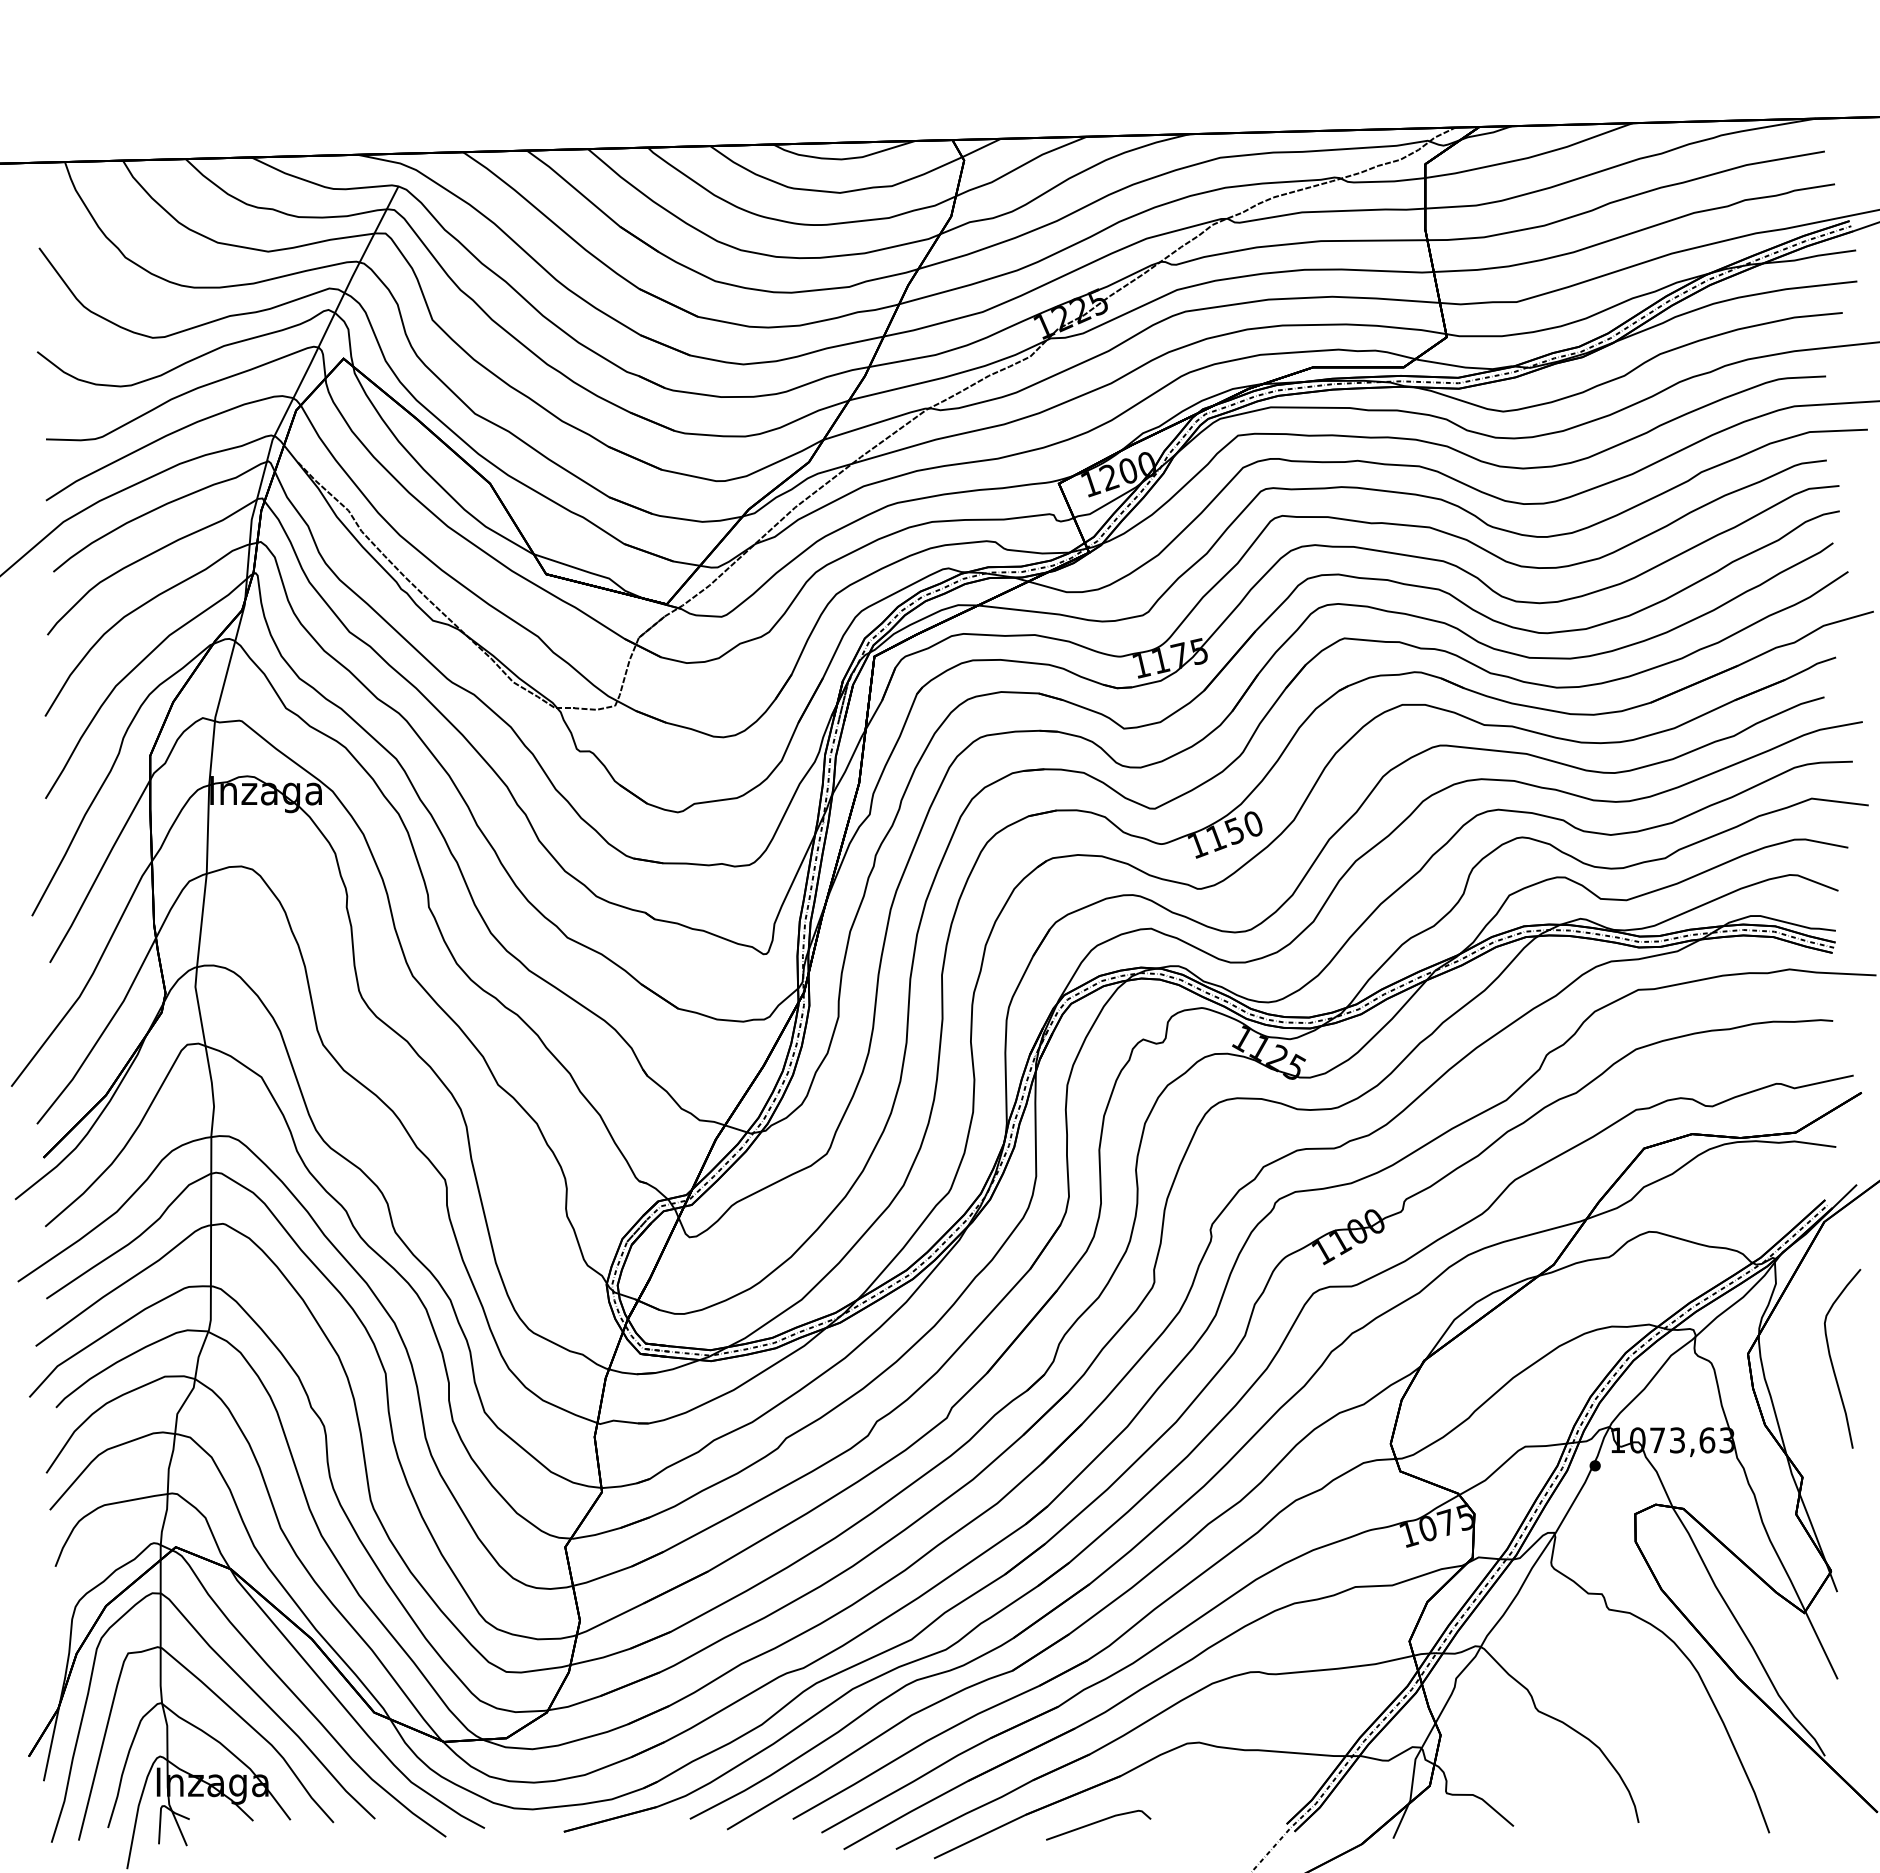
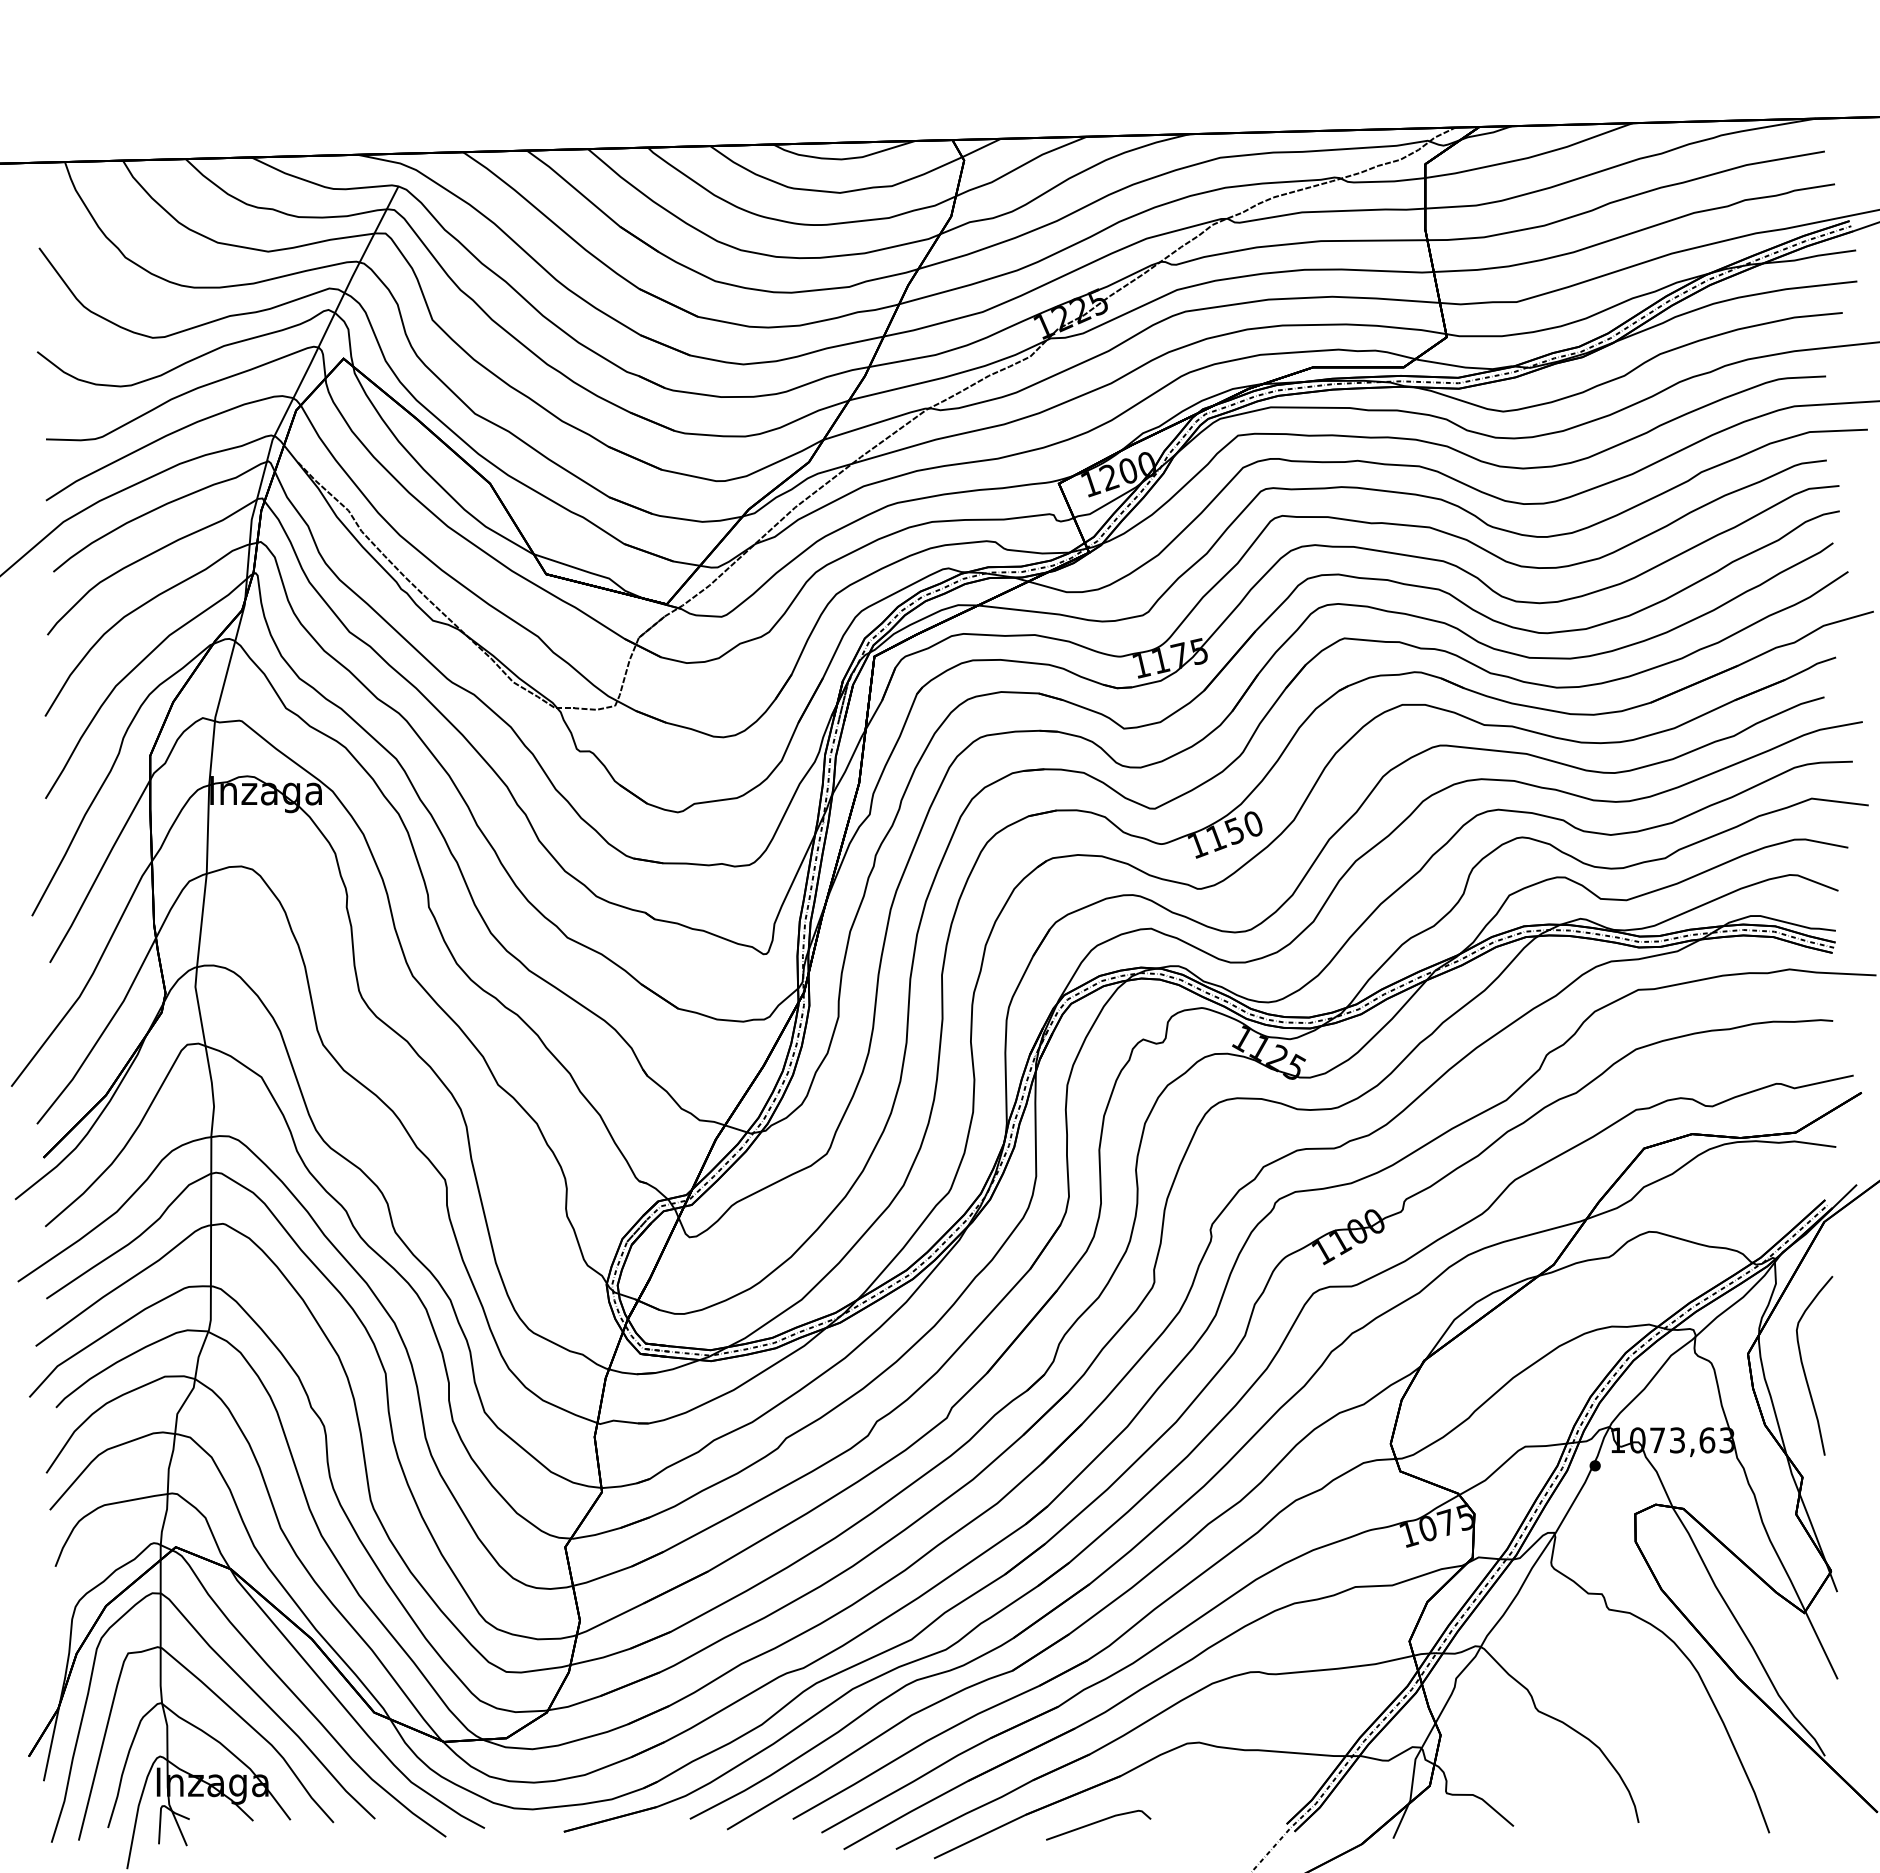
curve position: (1832, 1361) -> (1804, 1368) (1804, 1368)
